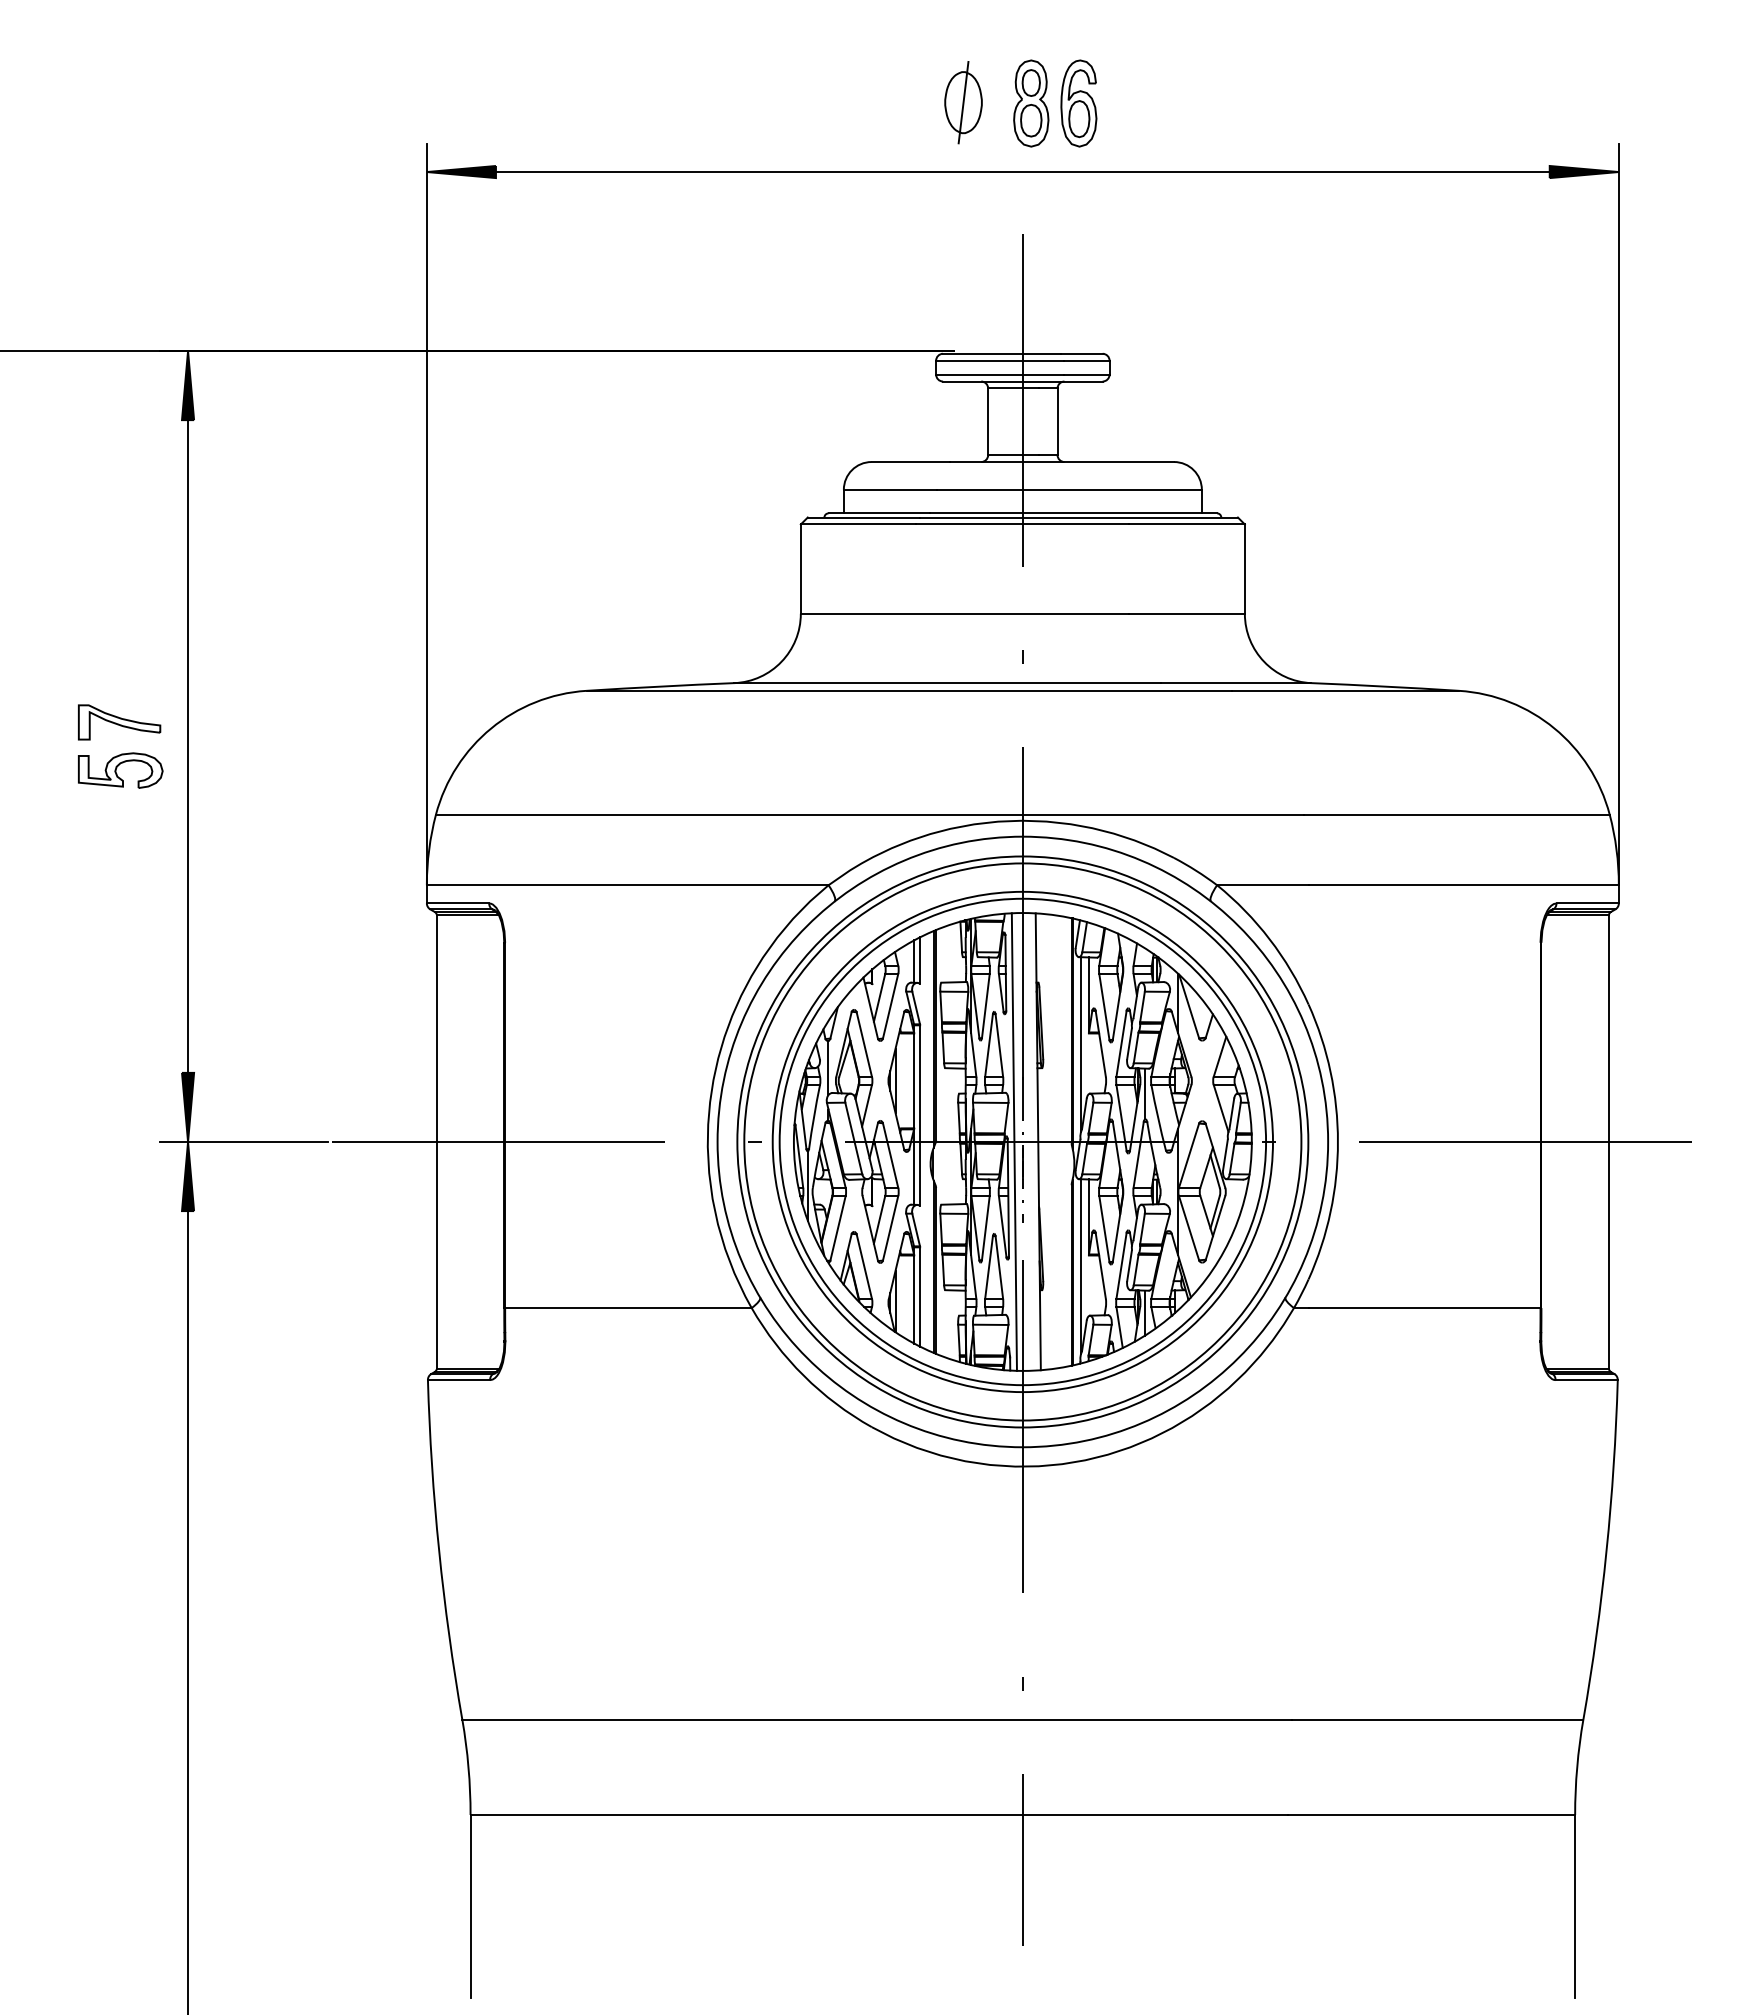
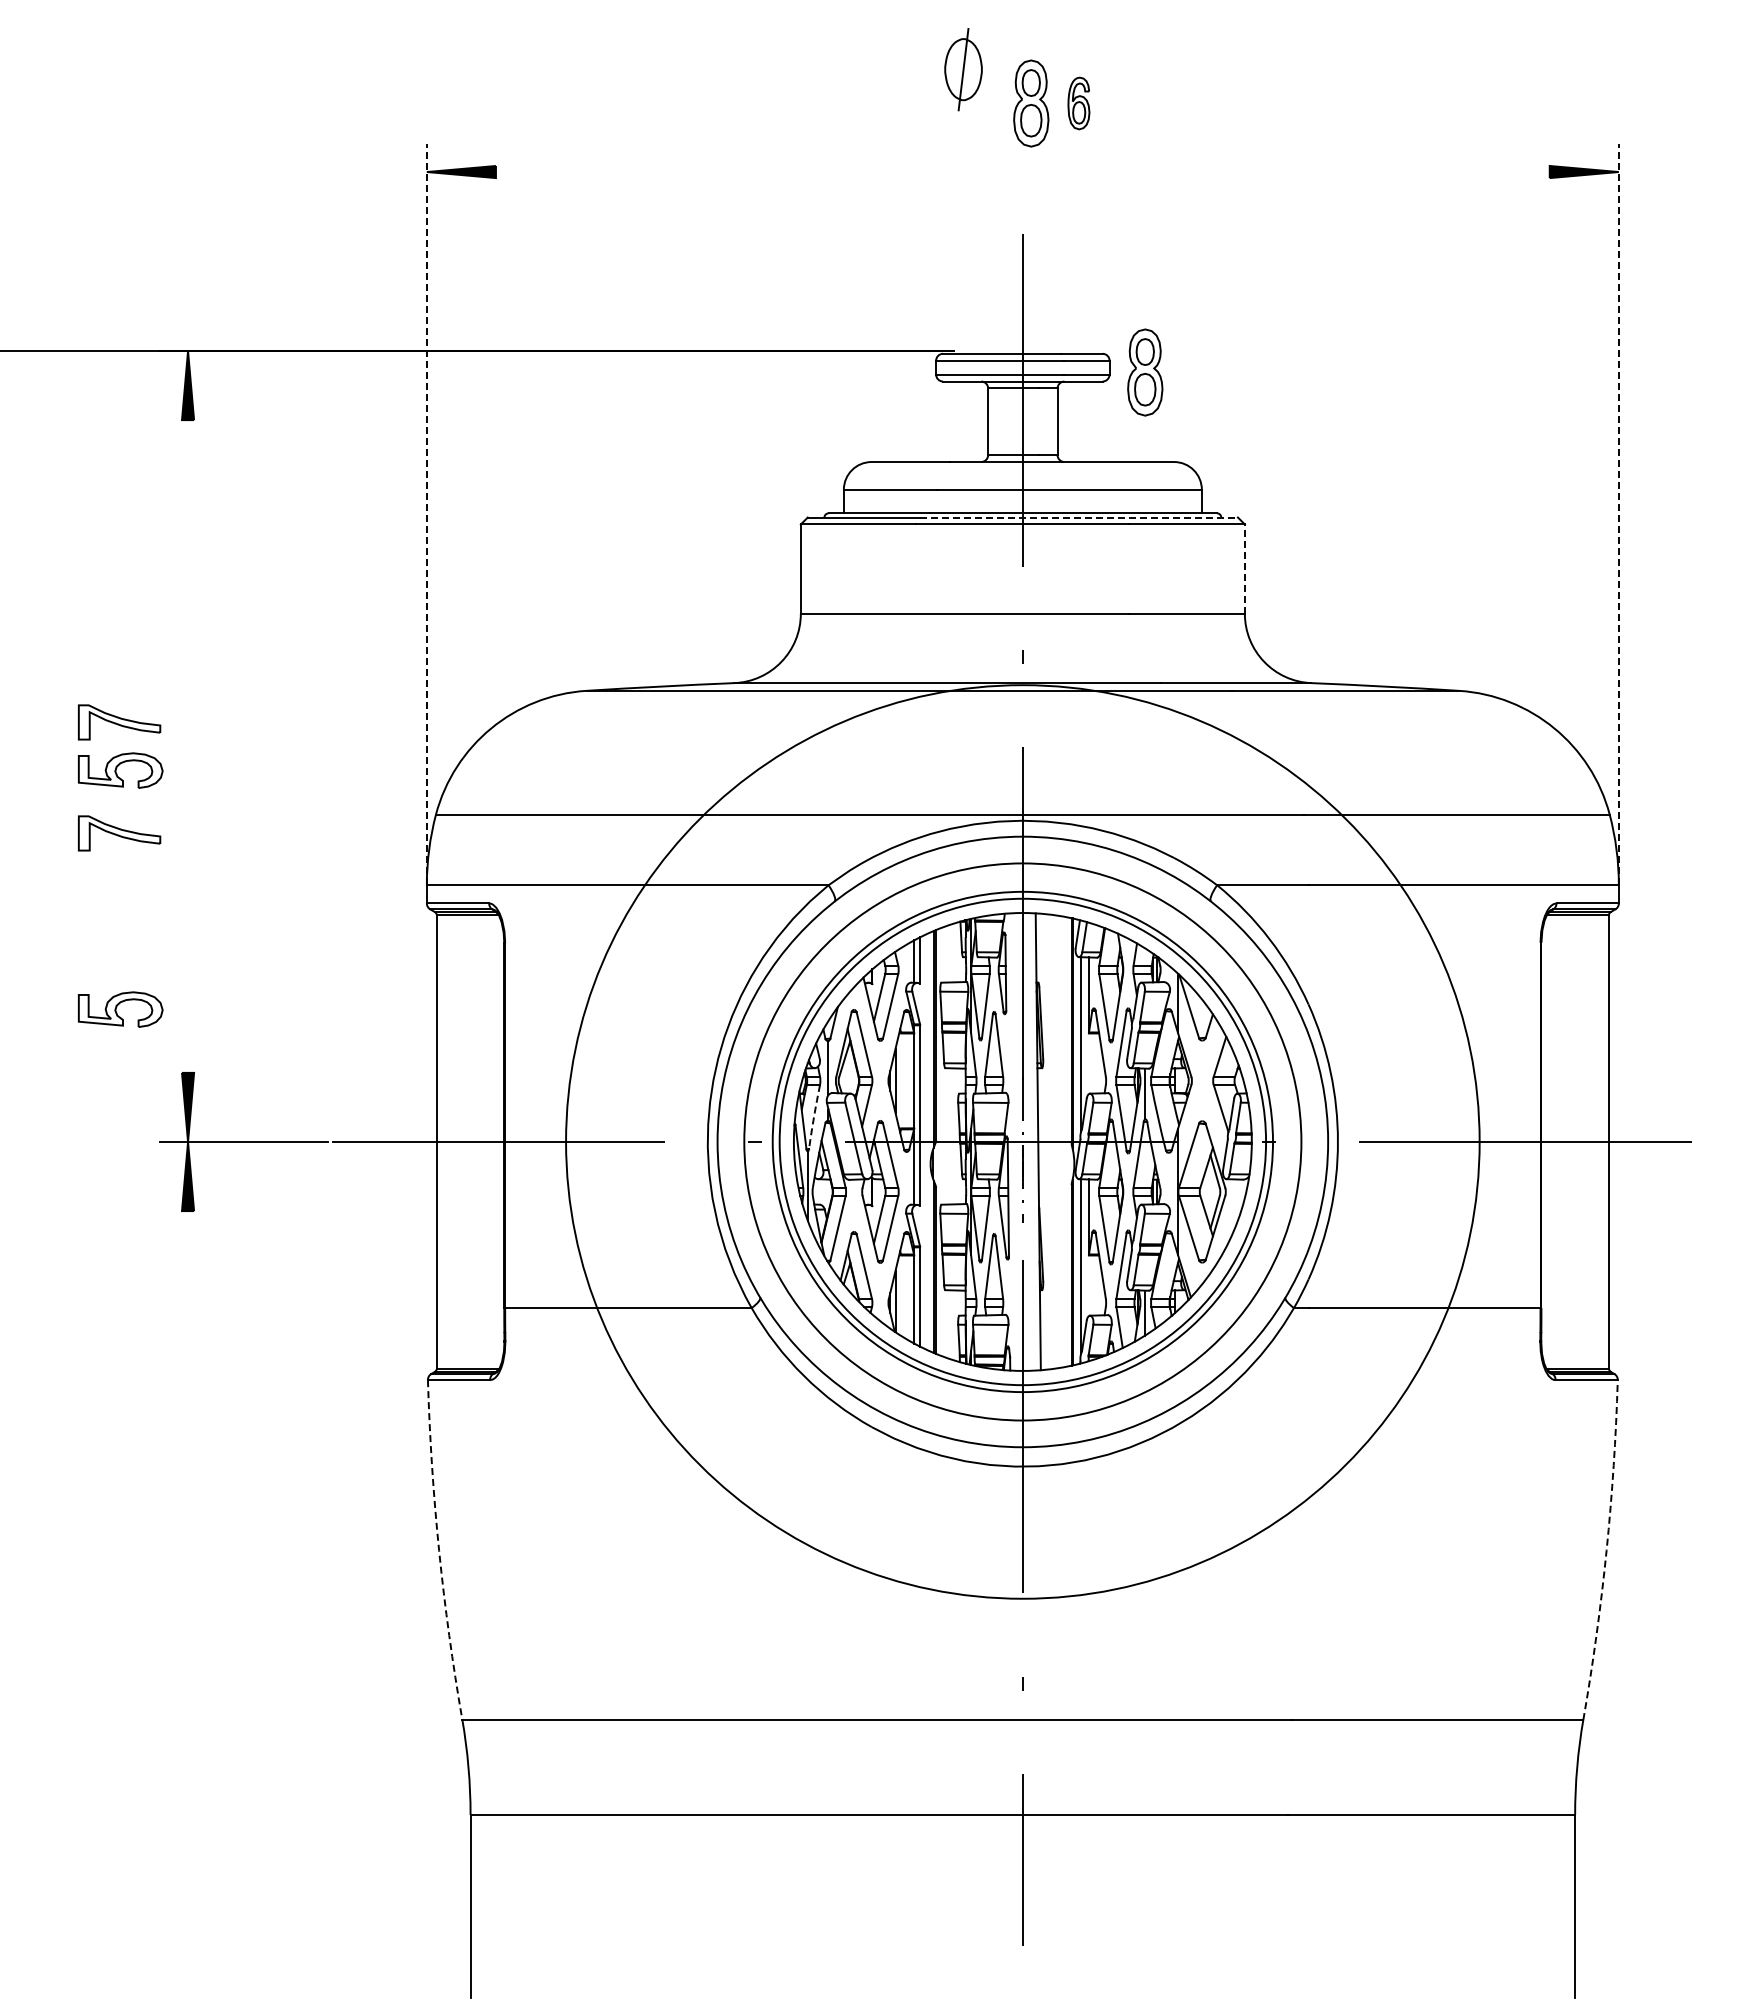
part position: (963, 102) -> (963, 69) (963, 69)
part size: 38x89 px -> 24x55 px (1078, 103)
line: present -> none (1022, 172)
part: none -> present (1145, 372)
line: solid -> dashed (426, 514)
line: solid -> dashed (1618, 514)
line: solid -> dashed (1079, 517)
line: solid -> dashed (1244, 569)
line: present -> none (188, 746)
part: none -> present (119, 833)
part: none -> present (120, 1009)
arc: solid -> dashed (814, 1116)
line: present -> none (1013, 1141)
circle diameter: 571 px -> 914 px (1022, 1141)
arc: solid -> dashed (439, 1550)
arc: solid -> dashed (1606, 1550)
line: present -> none (188, 1611)
